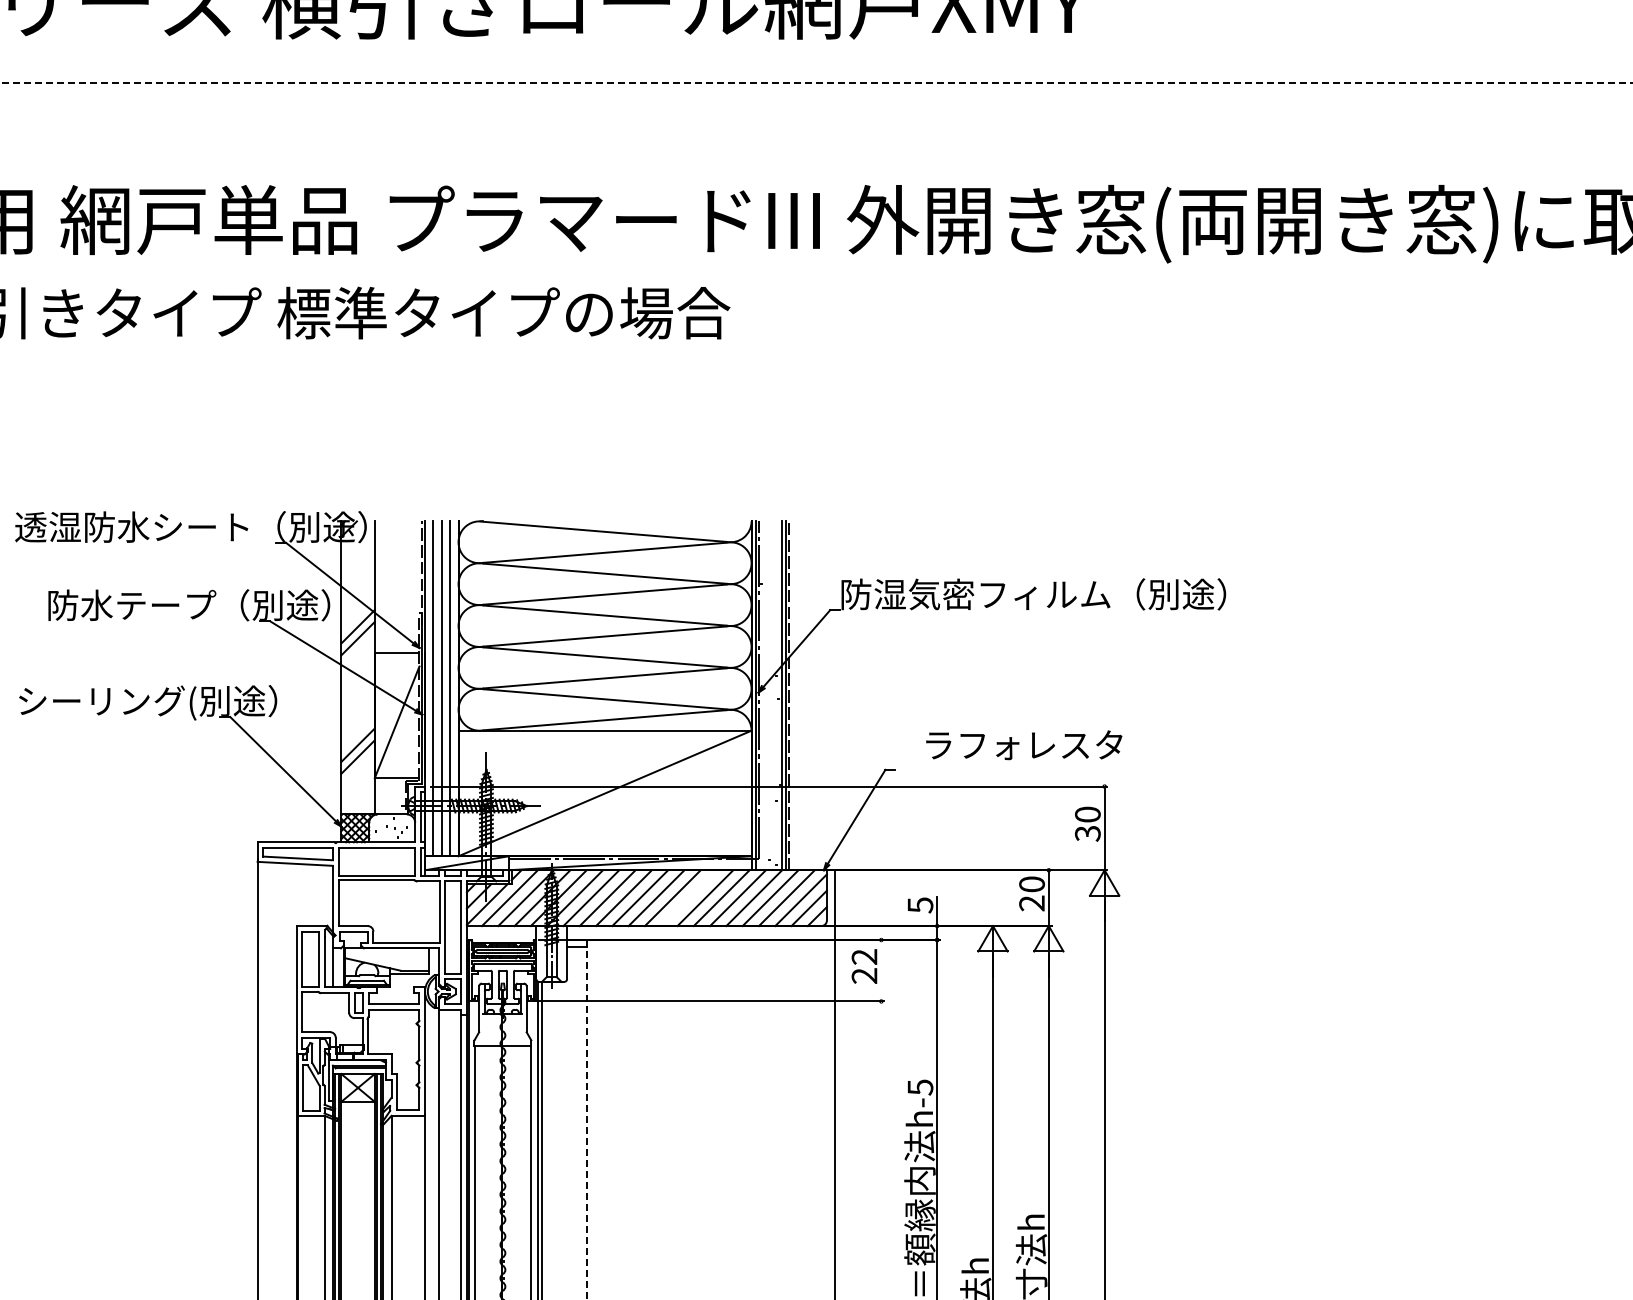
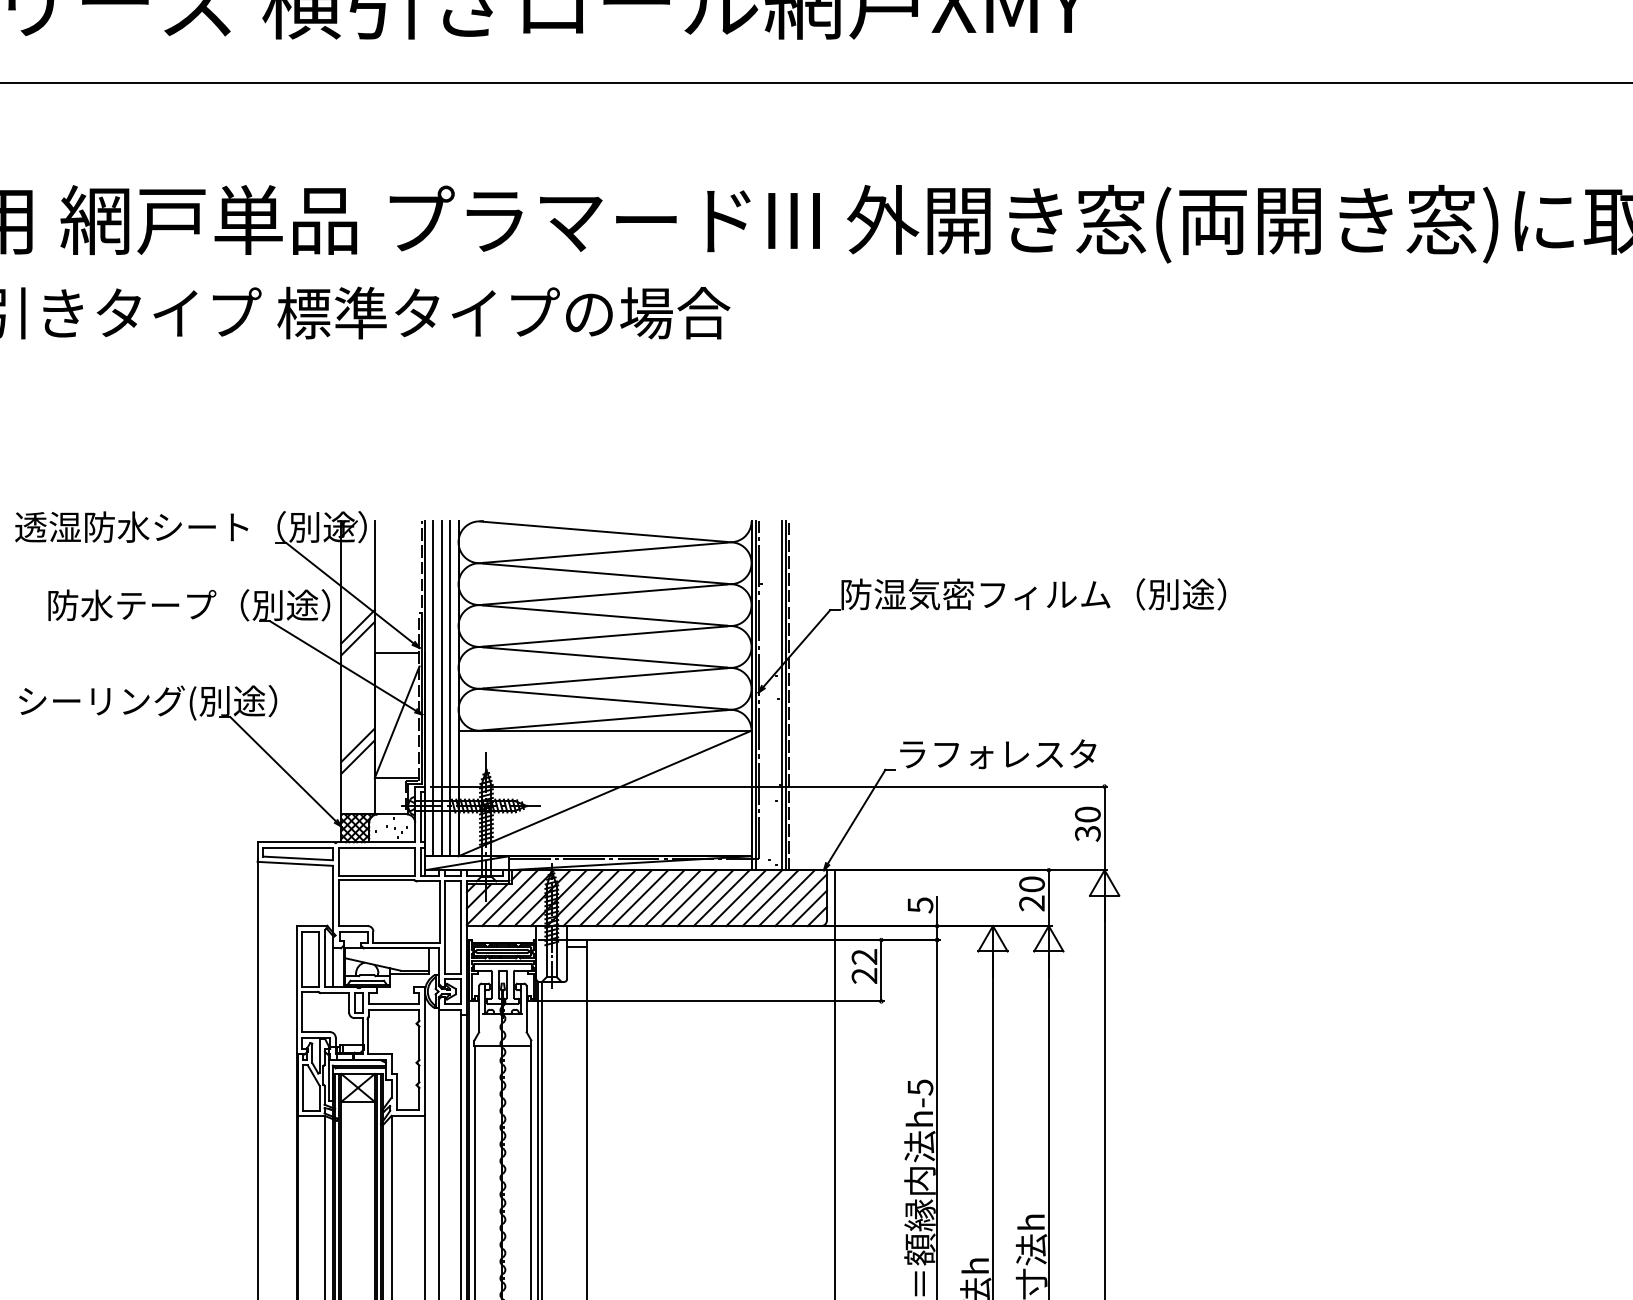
line: dashed -> solid (817, 83)
text position: (1024, 745) -> (998, 754) (998, 754)
line: none -> present (689, 898)
line: none -> present (881, 970)
line: dashed -> solid (586, 1122)
